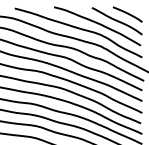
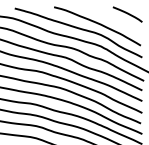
curve: present -> none (116, 21)
